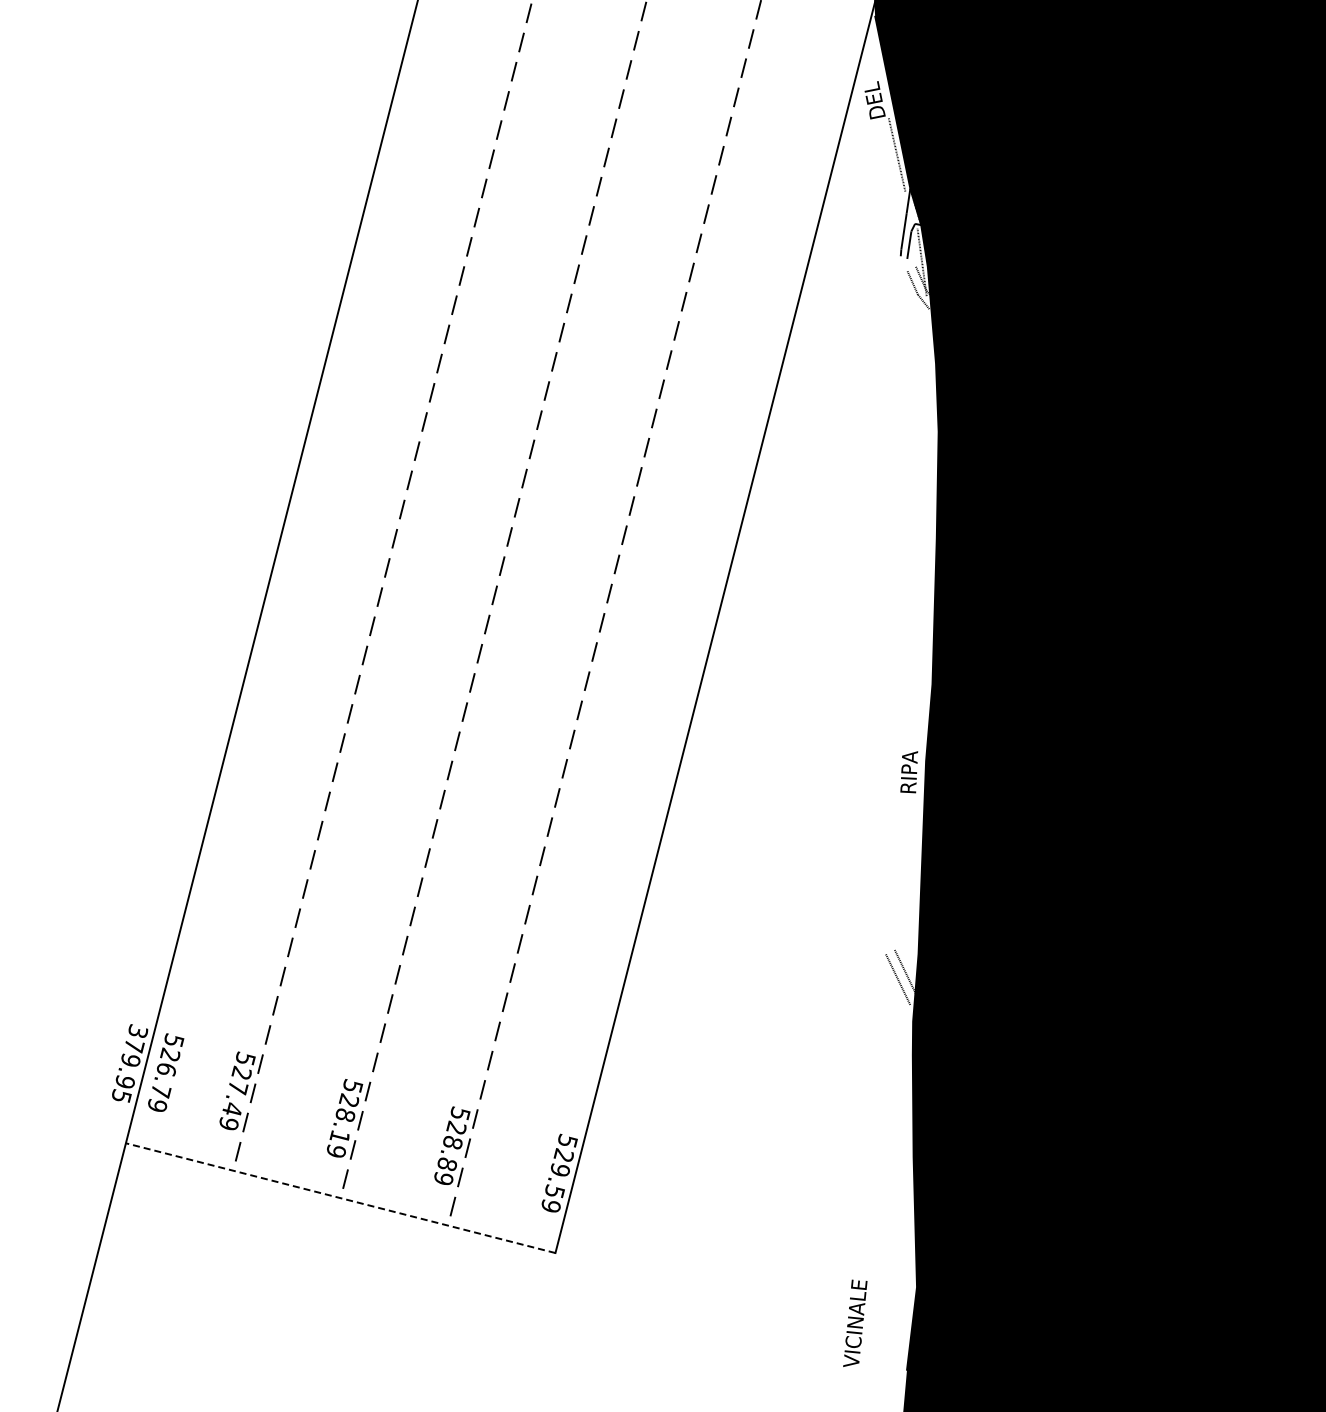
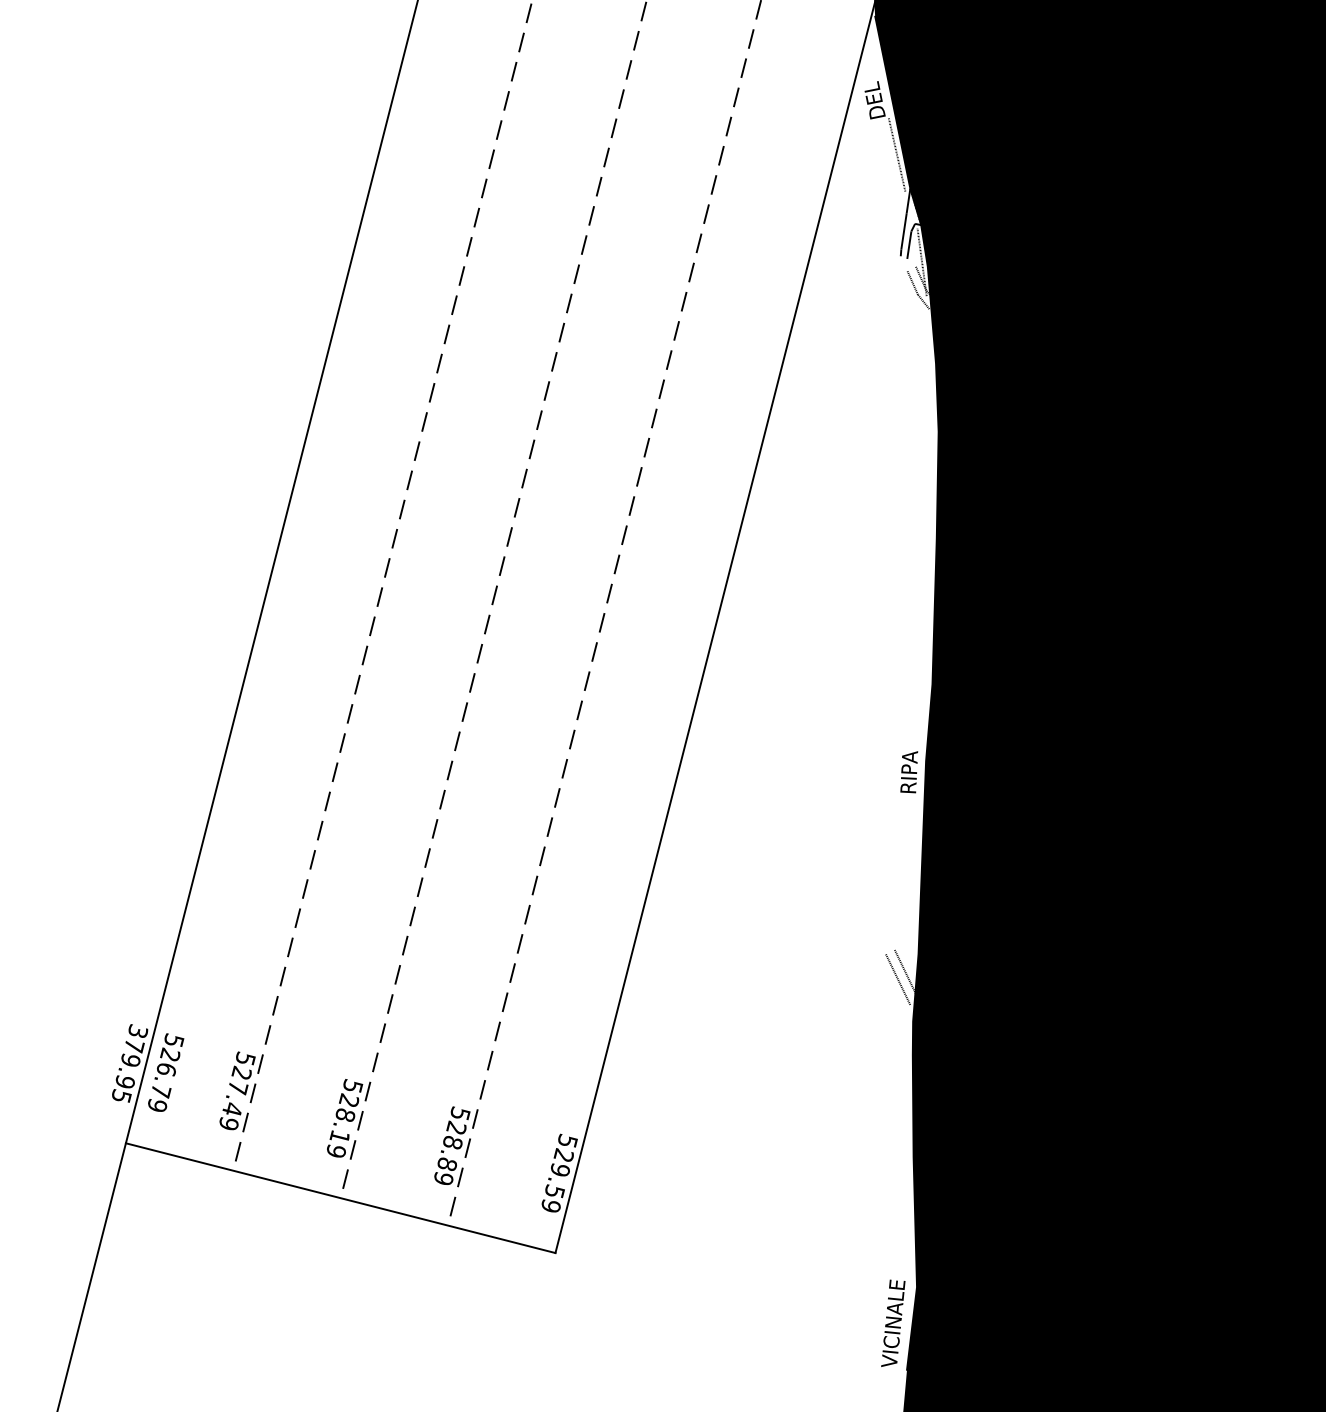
line: dashed -> solid (340, 1198)
text position: (855, 1322) -> (893, 1322) (893, 1322)
